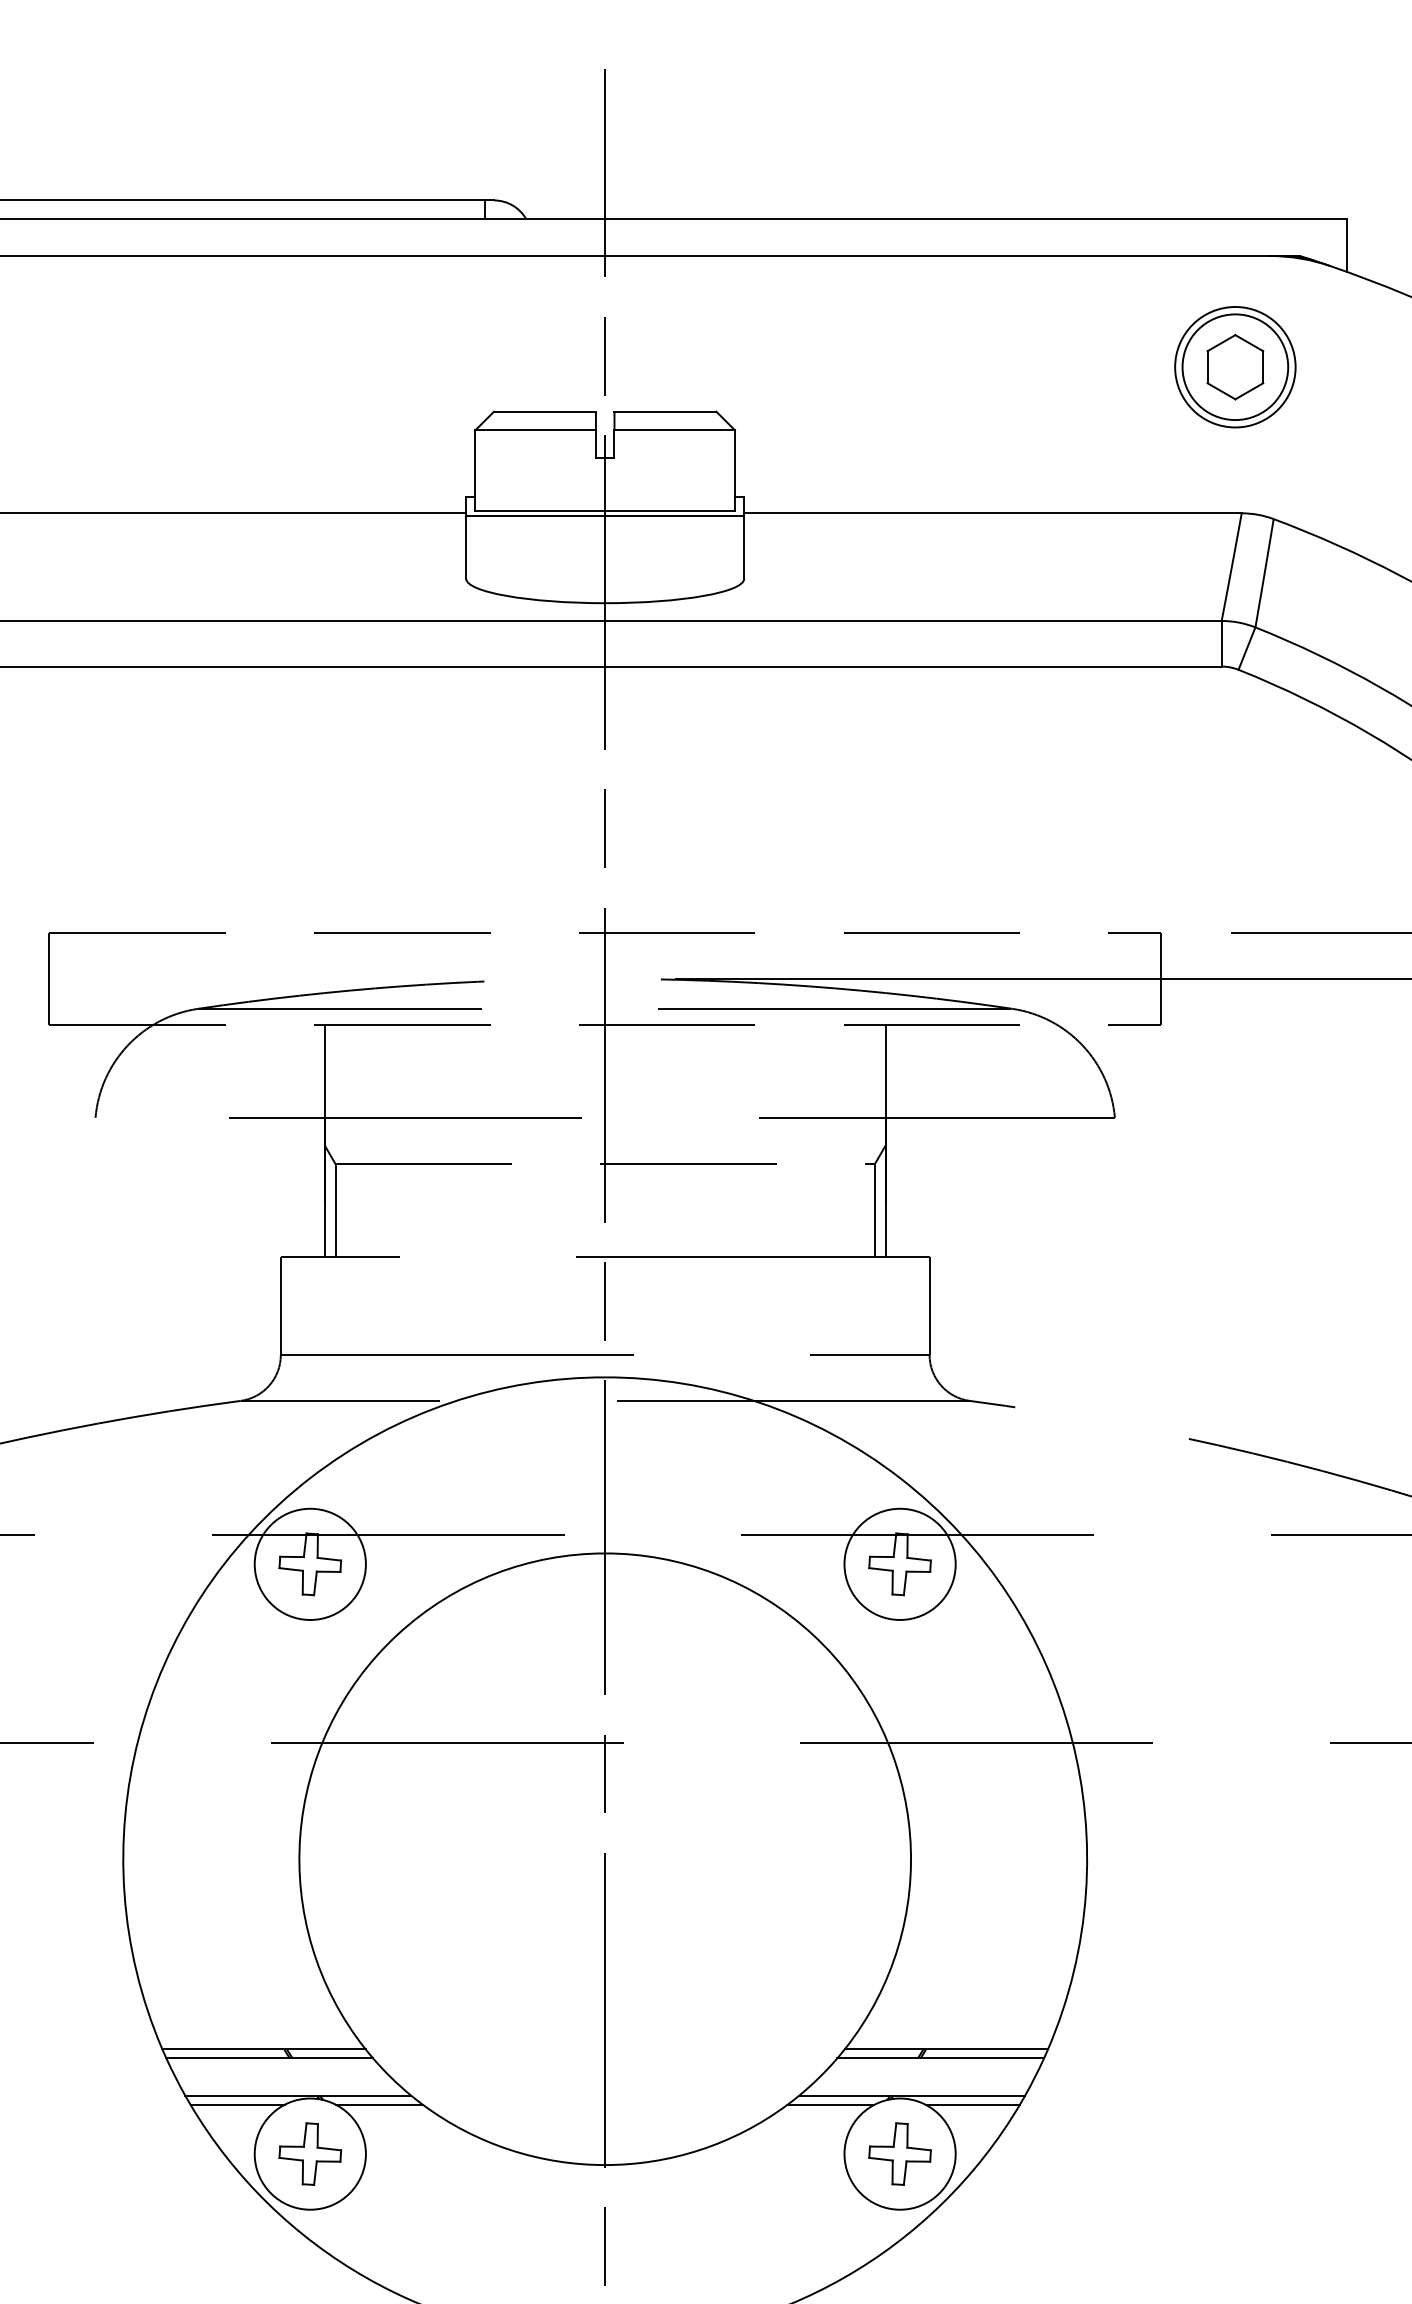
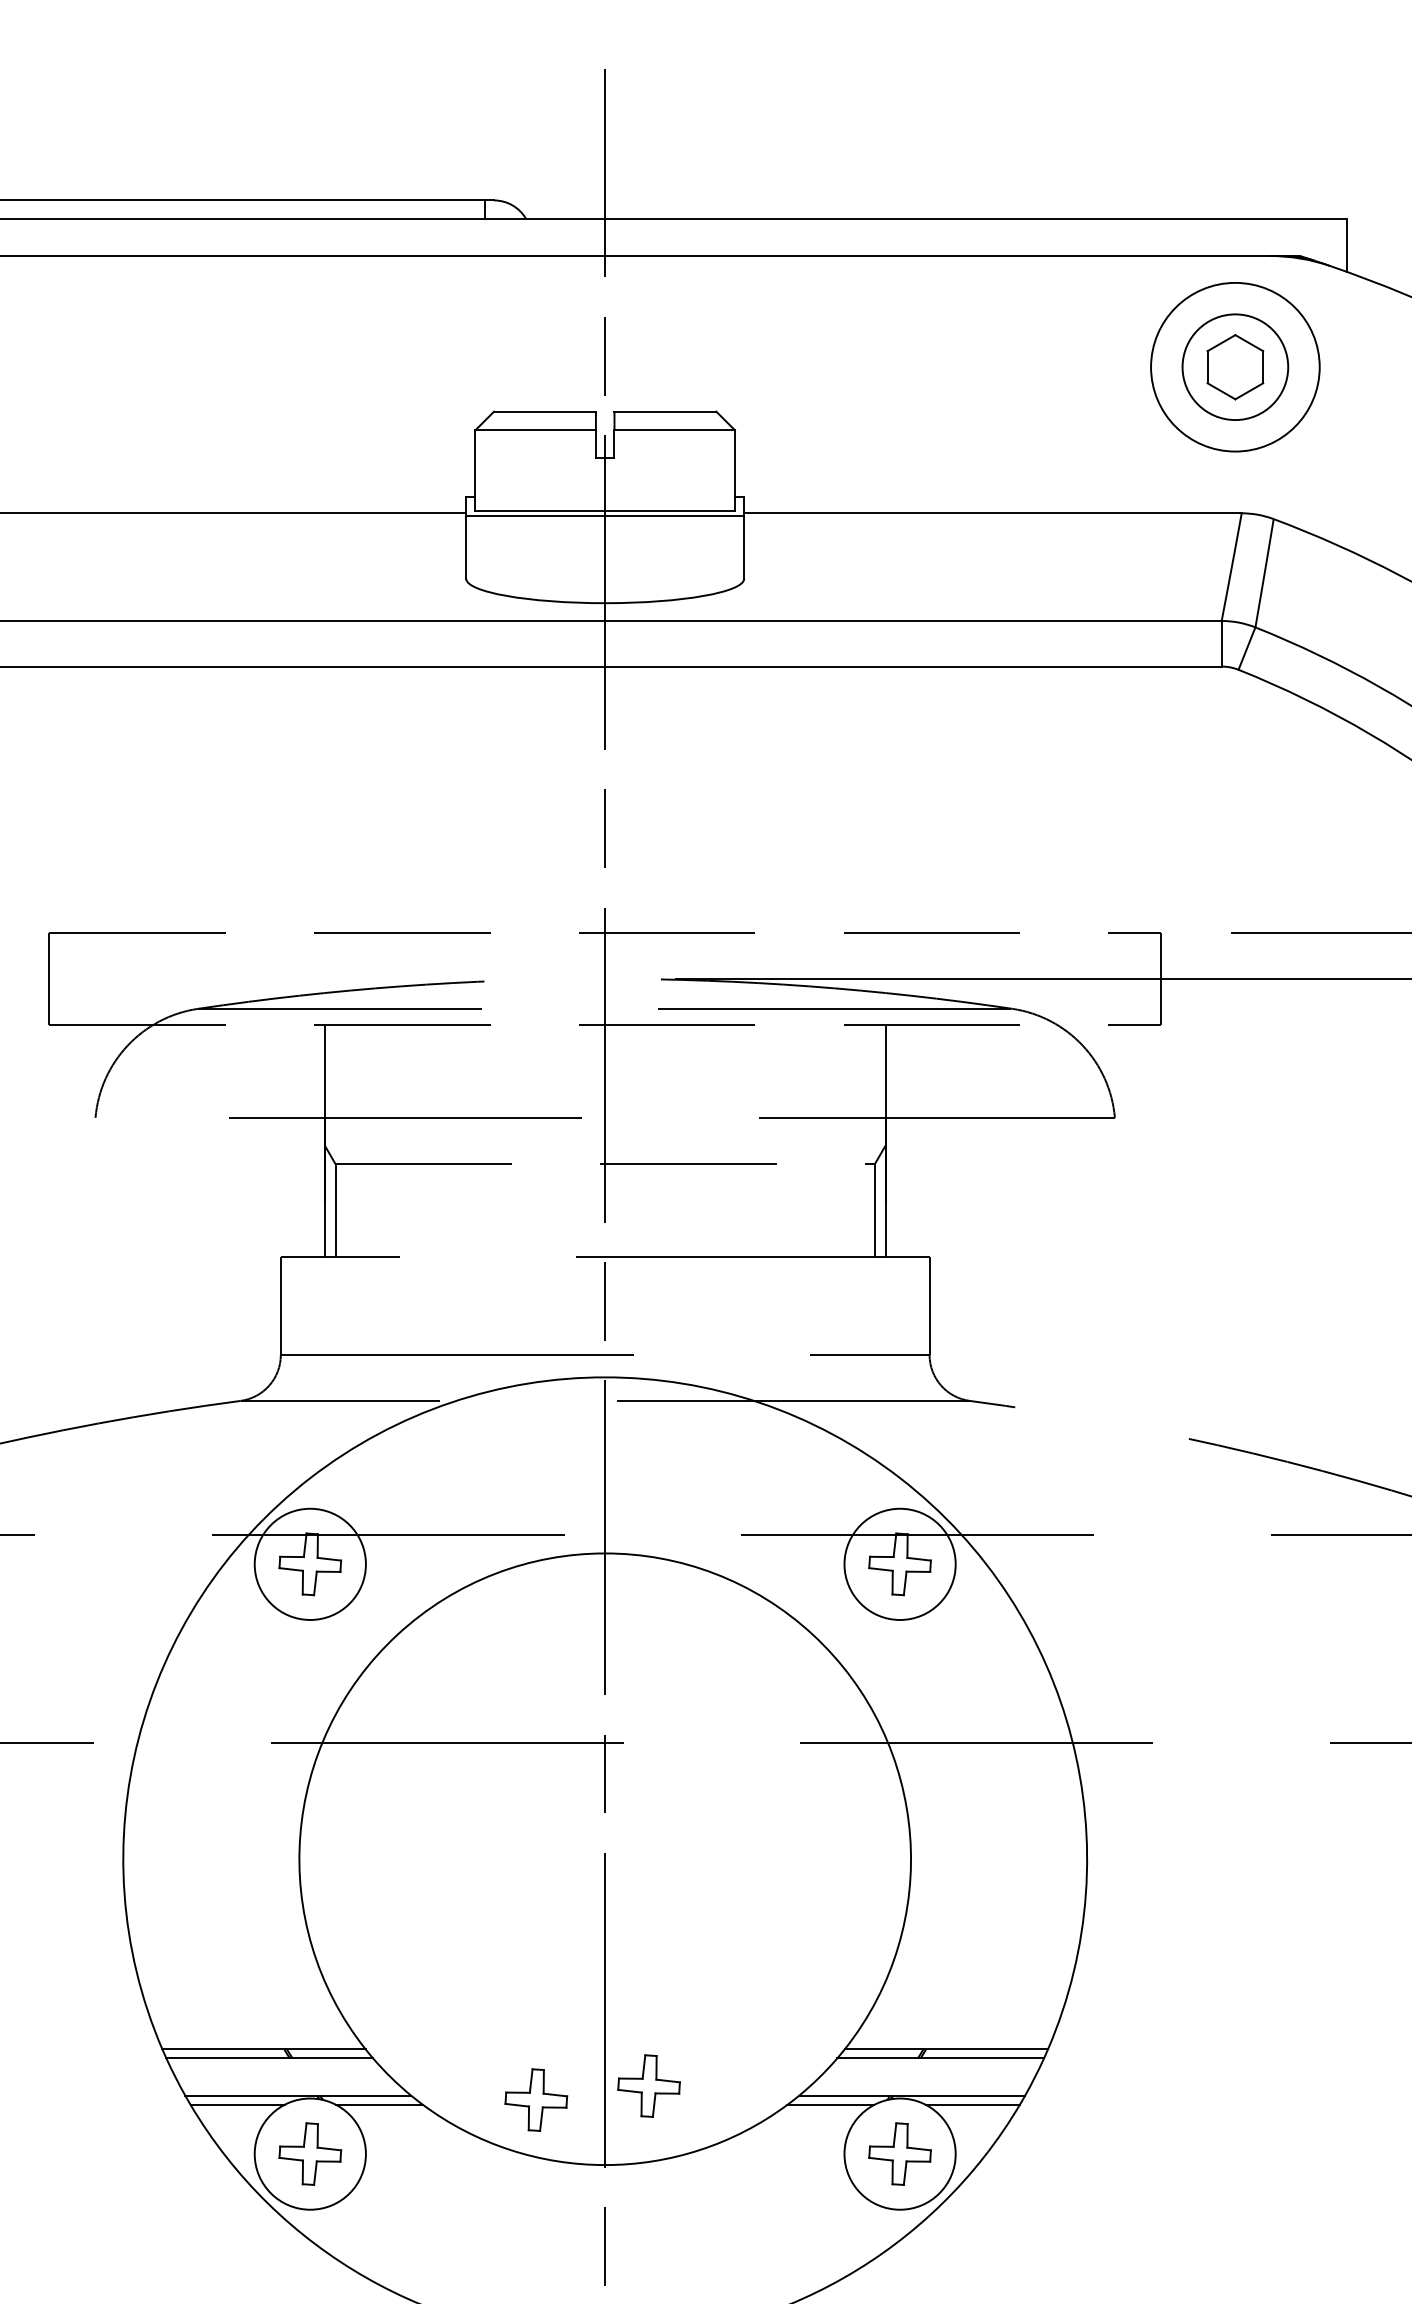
circle diameter: 120 px -> 169 px (1235, 366)
part: none -> present (648, 2085)
part: none -> present (536, 2099)
